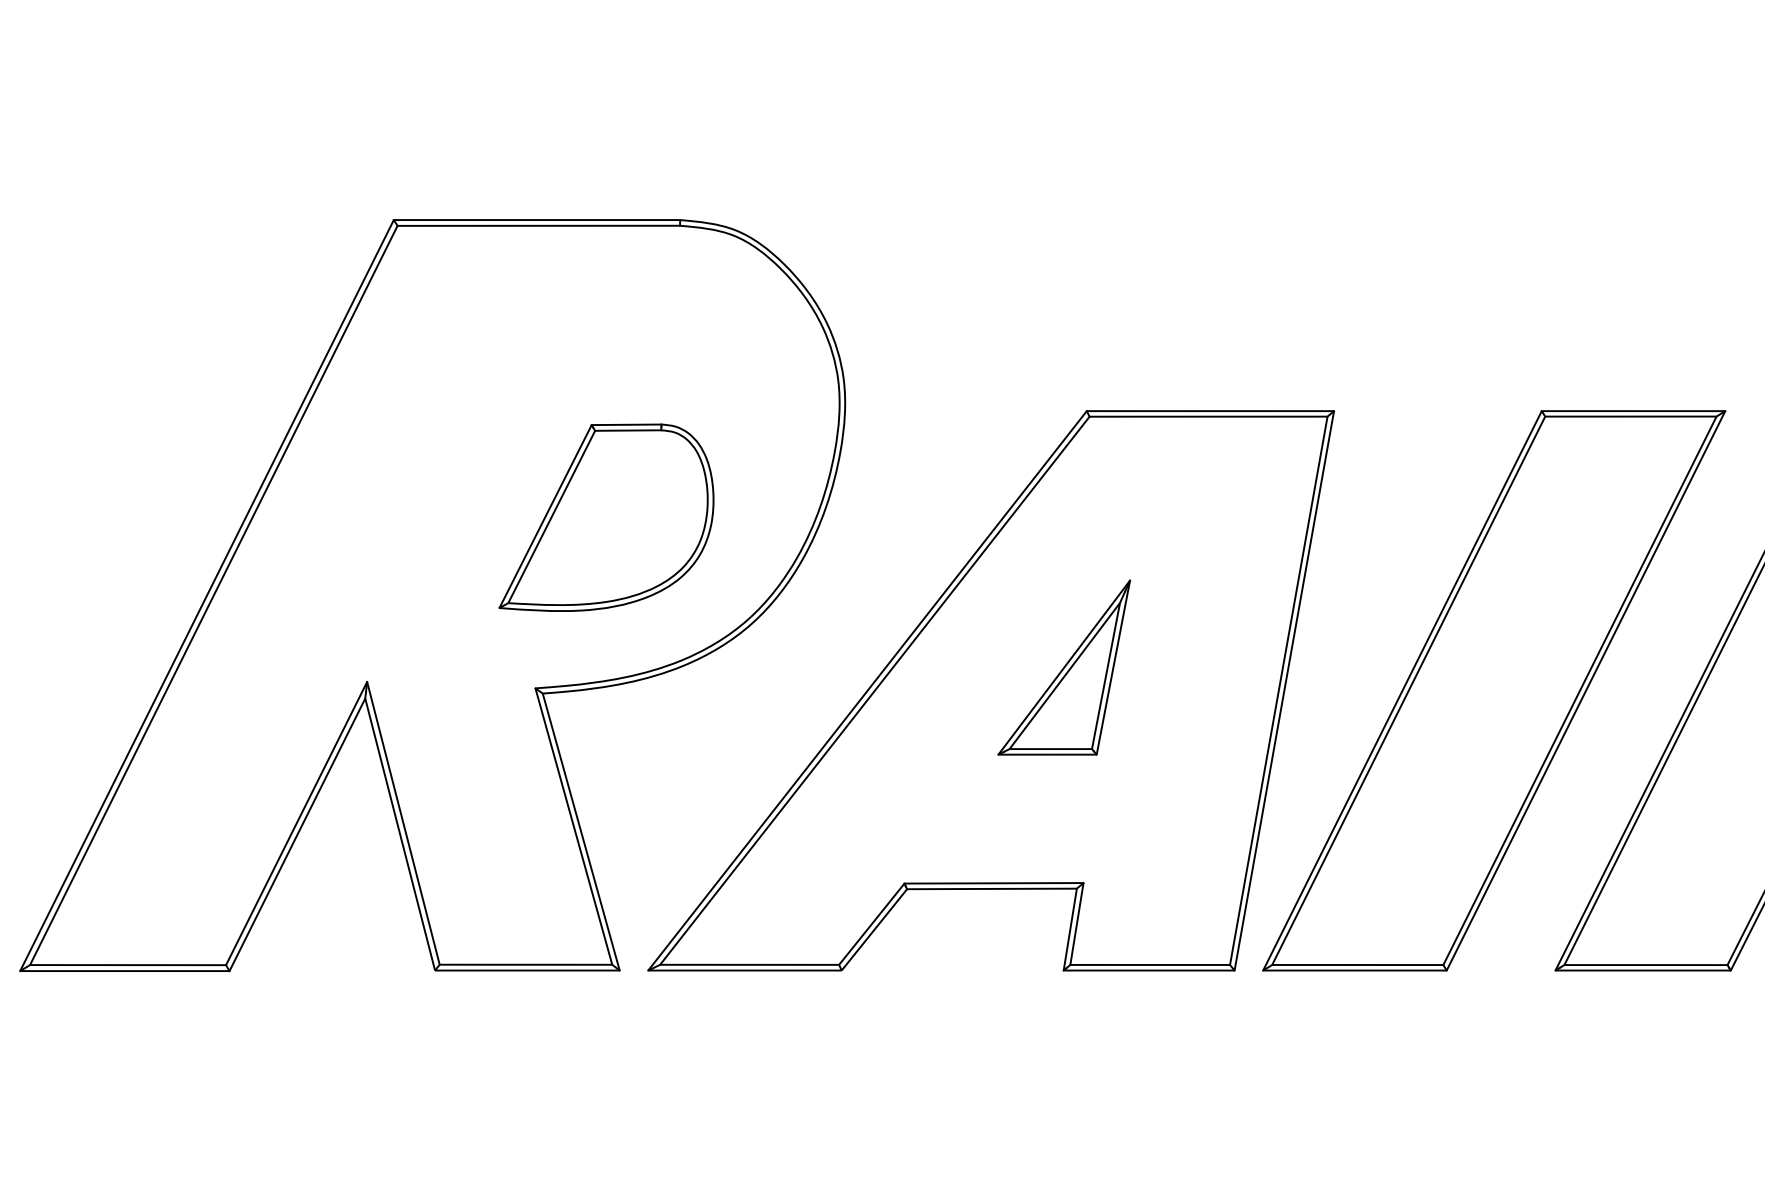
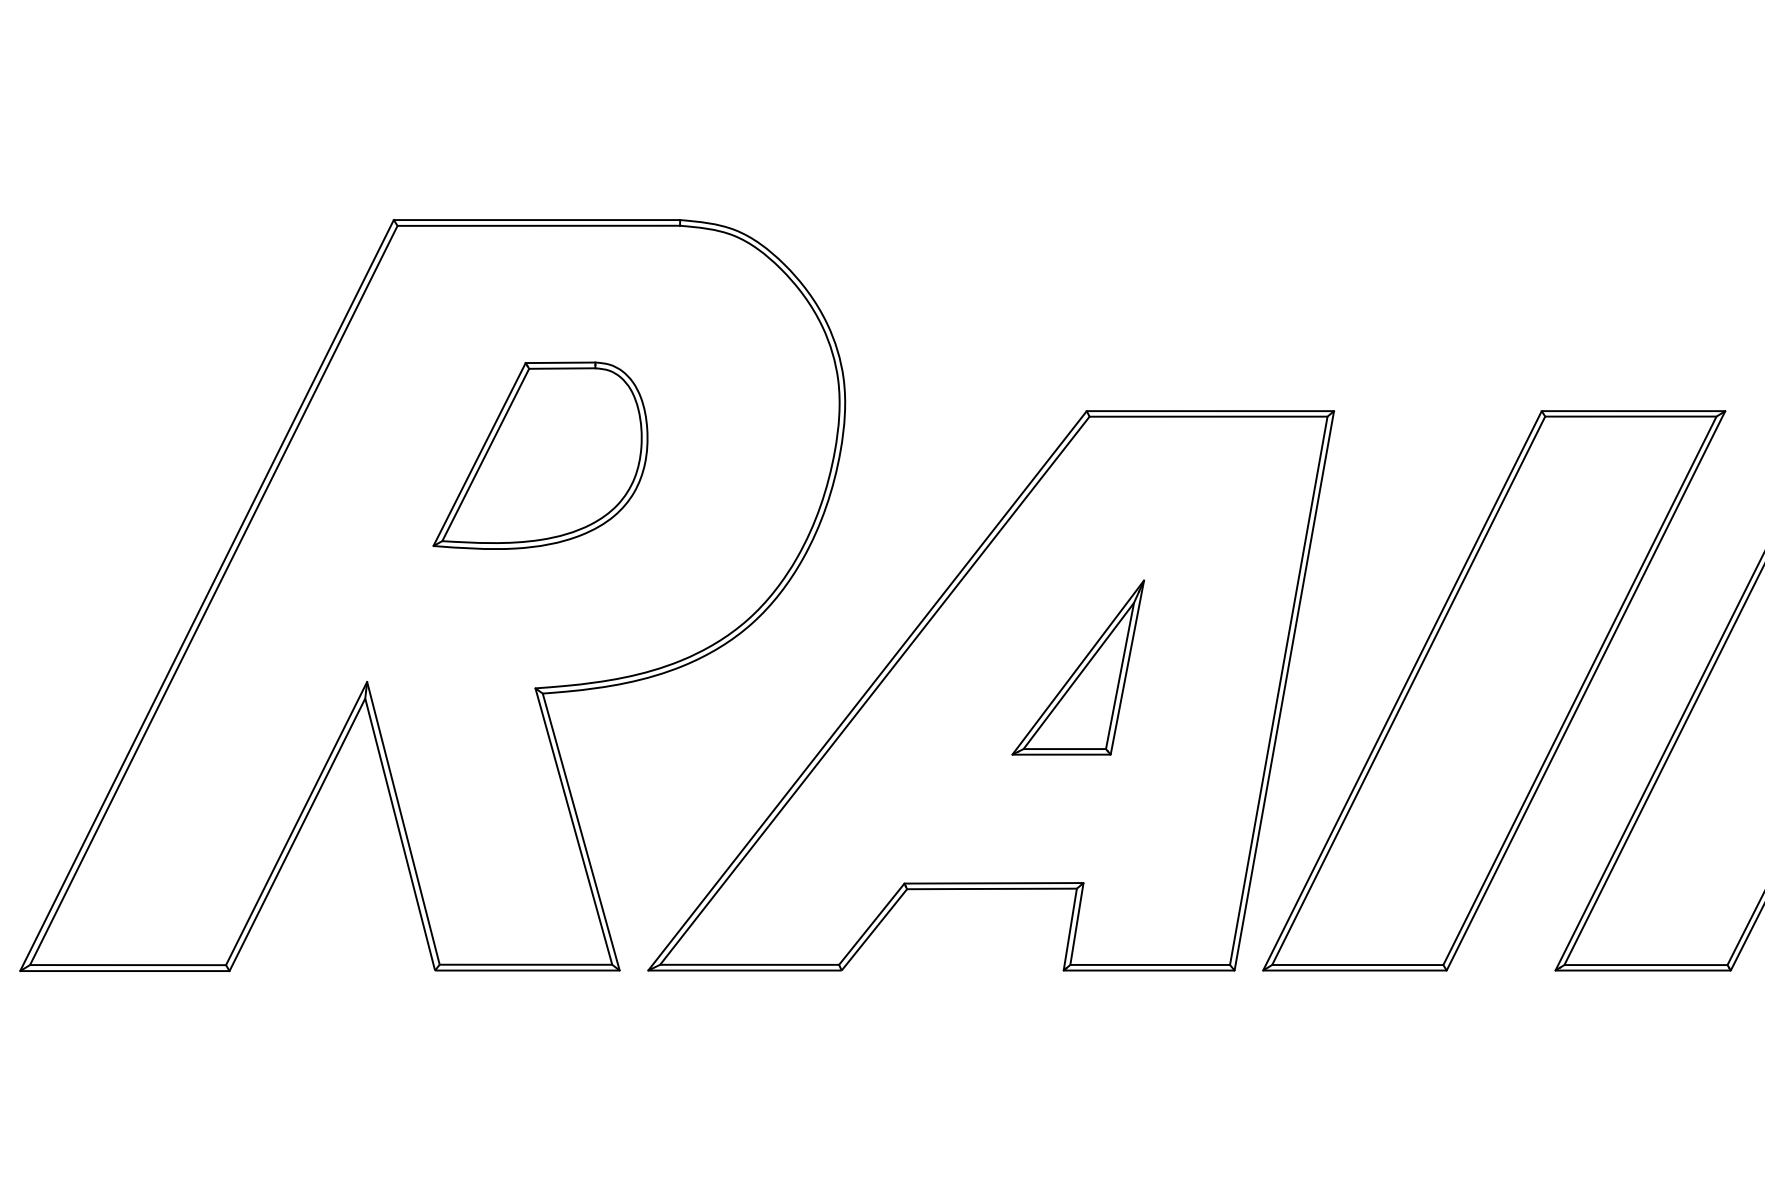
part position: (606, 517) -> (540, 455) (540, 455)
part position: (1064, 667) -> (1078, 667) (1078, 667)
